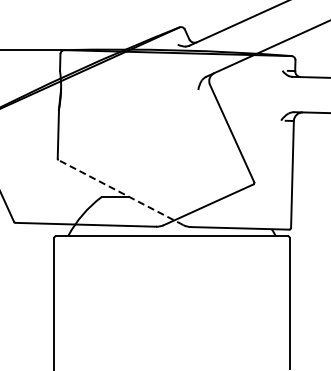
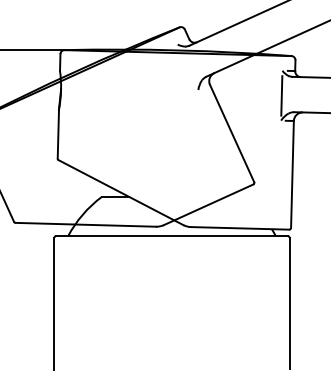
line: none -> present (281, 95)
line: dashed -> solid (120, 192)
